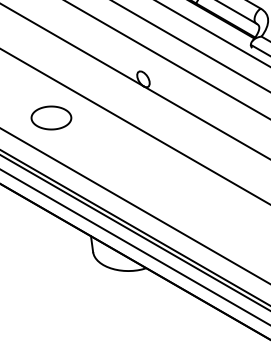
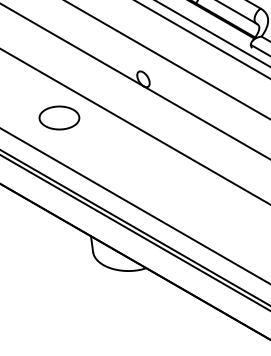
line position: (190, 46) -> (202, 39) (202, 39)
part position: (51, 117) -> (59, 117) (59, 117)
line: present -> none (134, 246)
